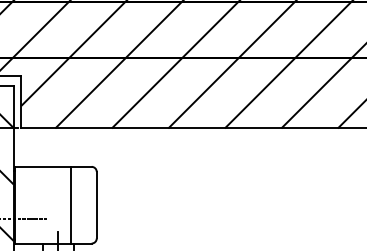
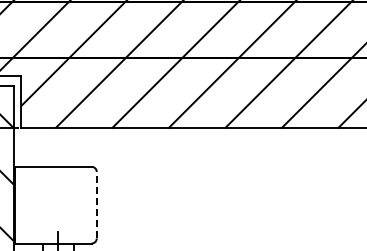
line: present -> none (71, 204)
line: solid -> dashed (96, 204)
line: present -> none (24, 219)
